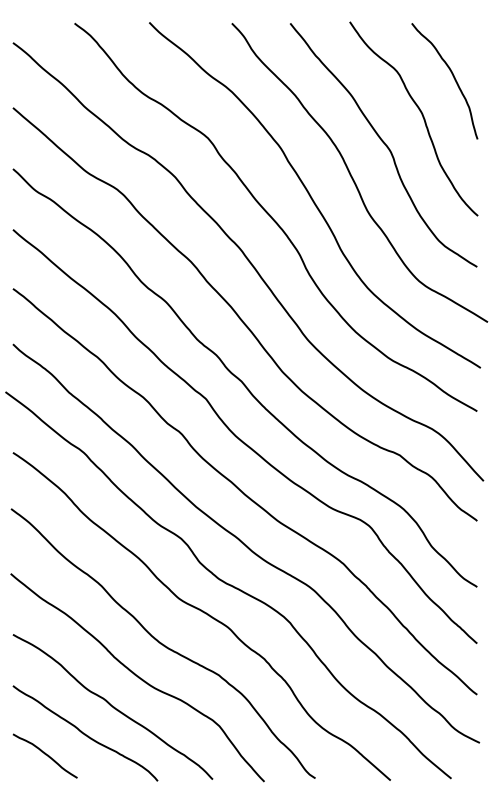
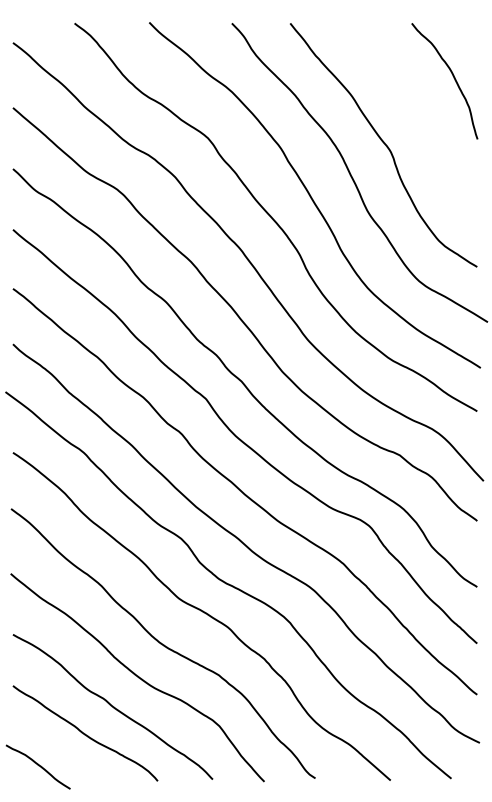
curve: present -> none (421, 115)
curve position: (44, 754) -> (37, 765) (37, 765)
